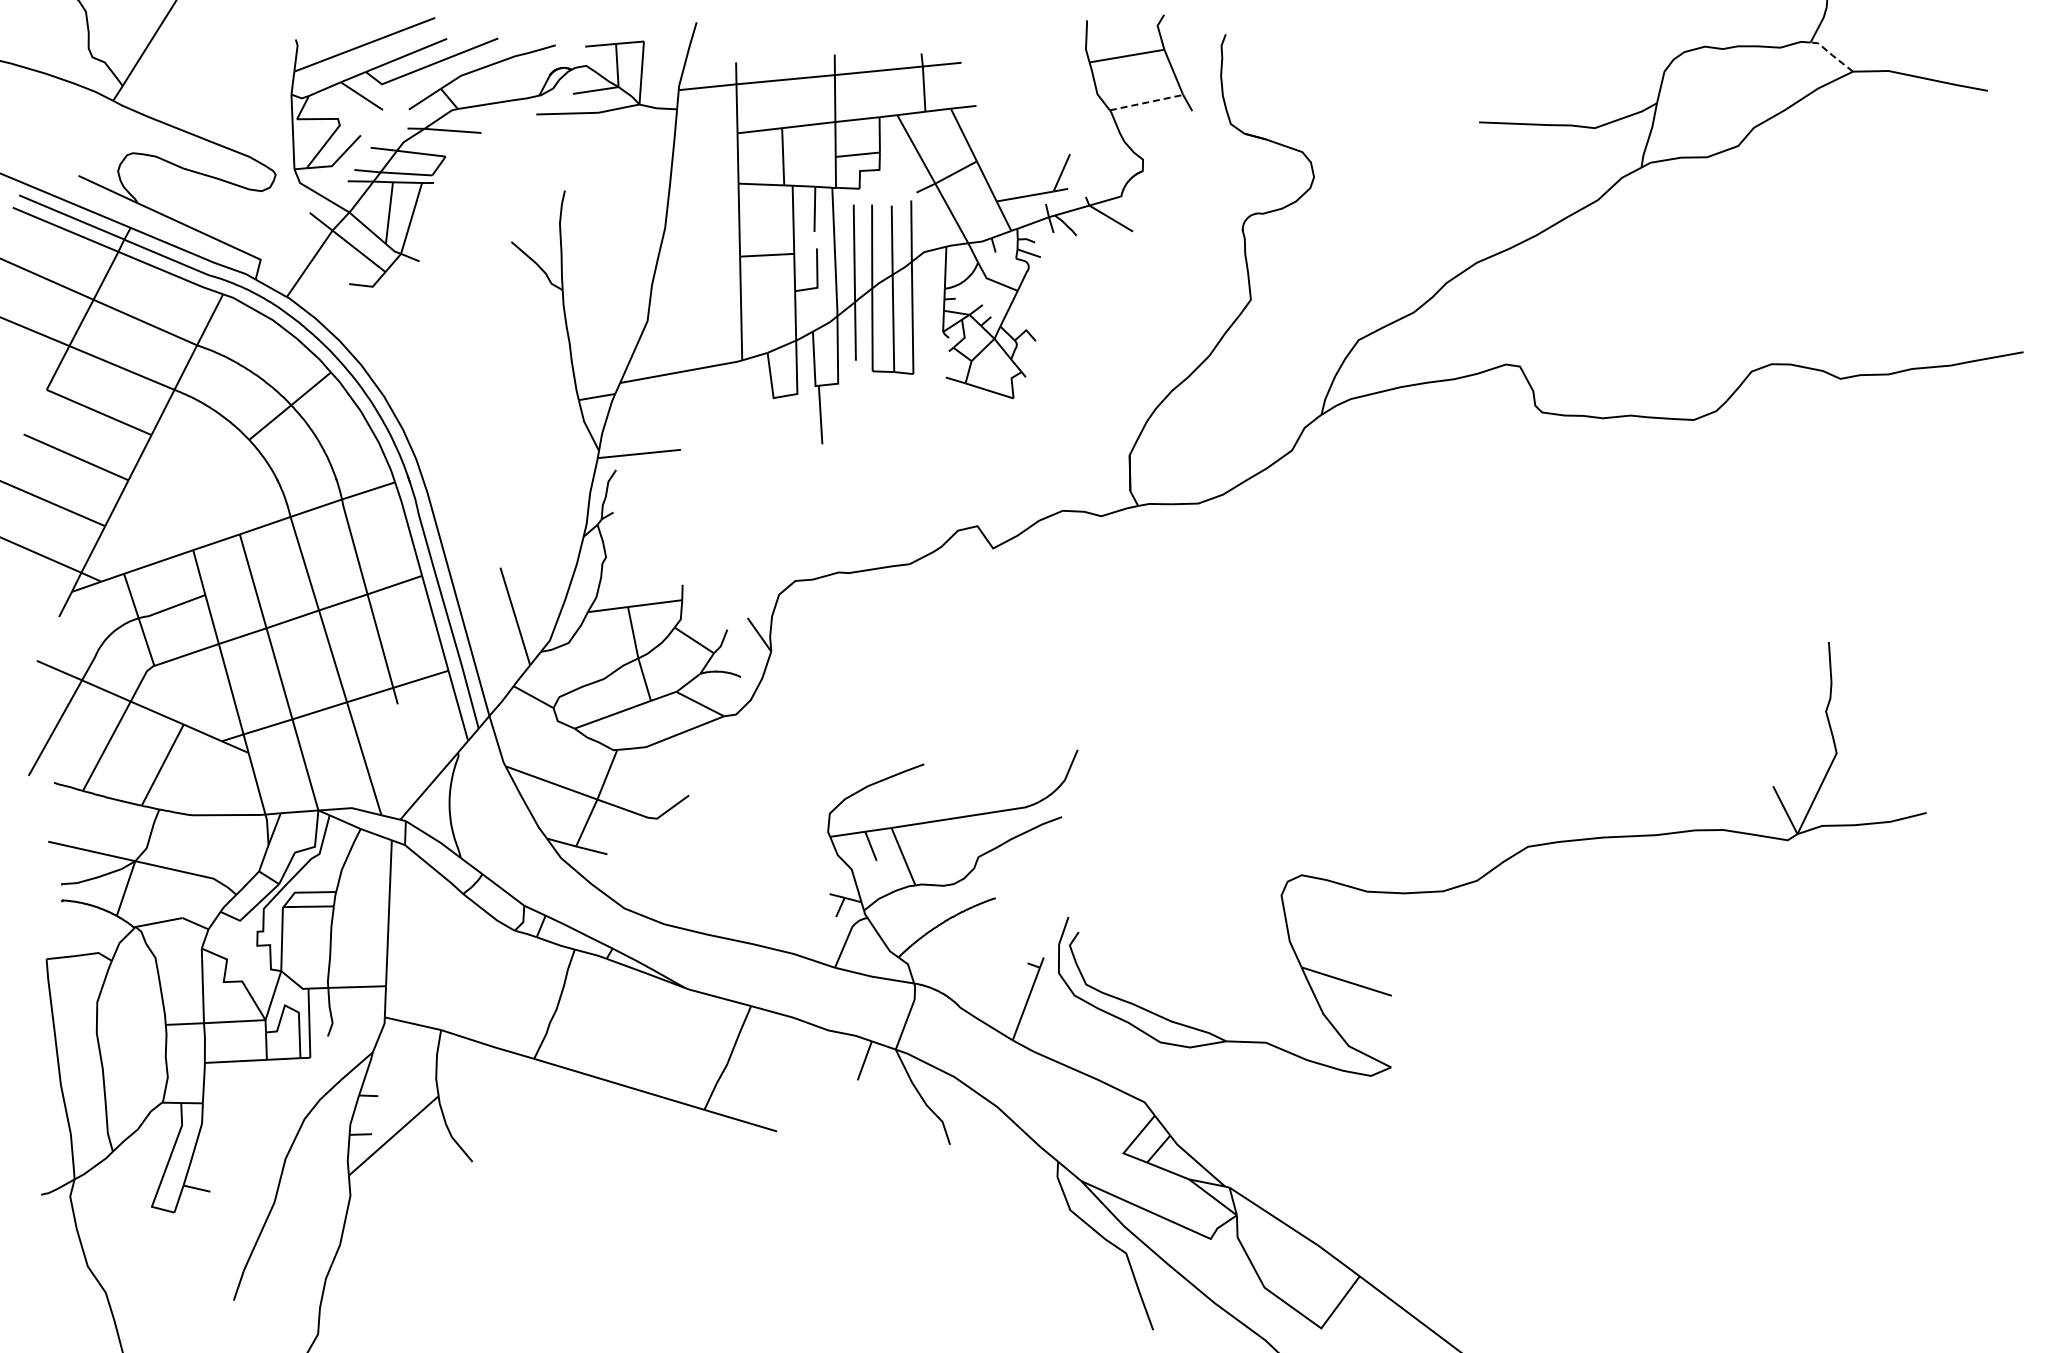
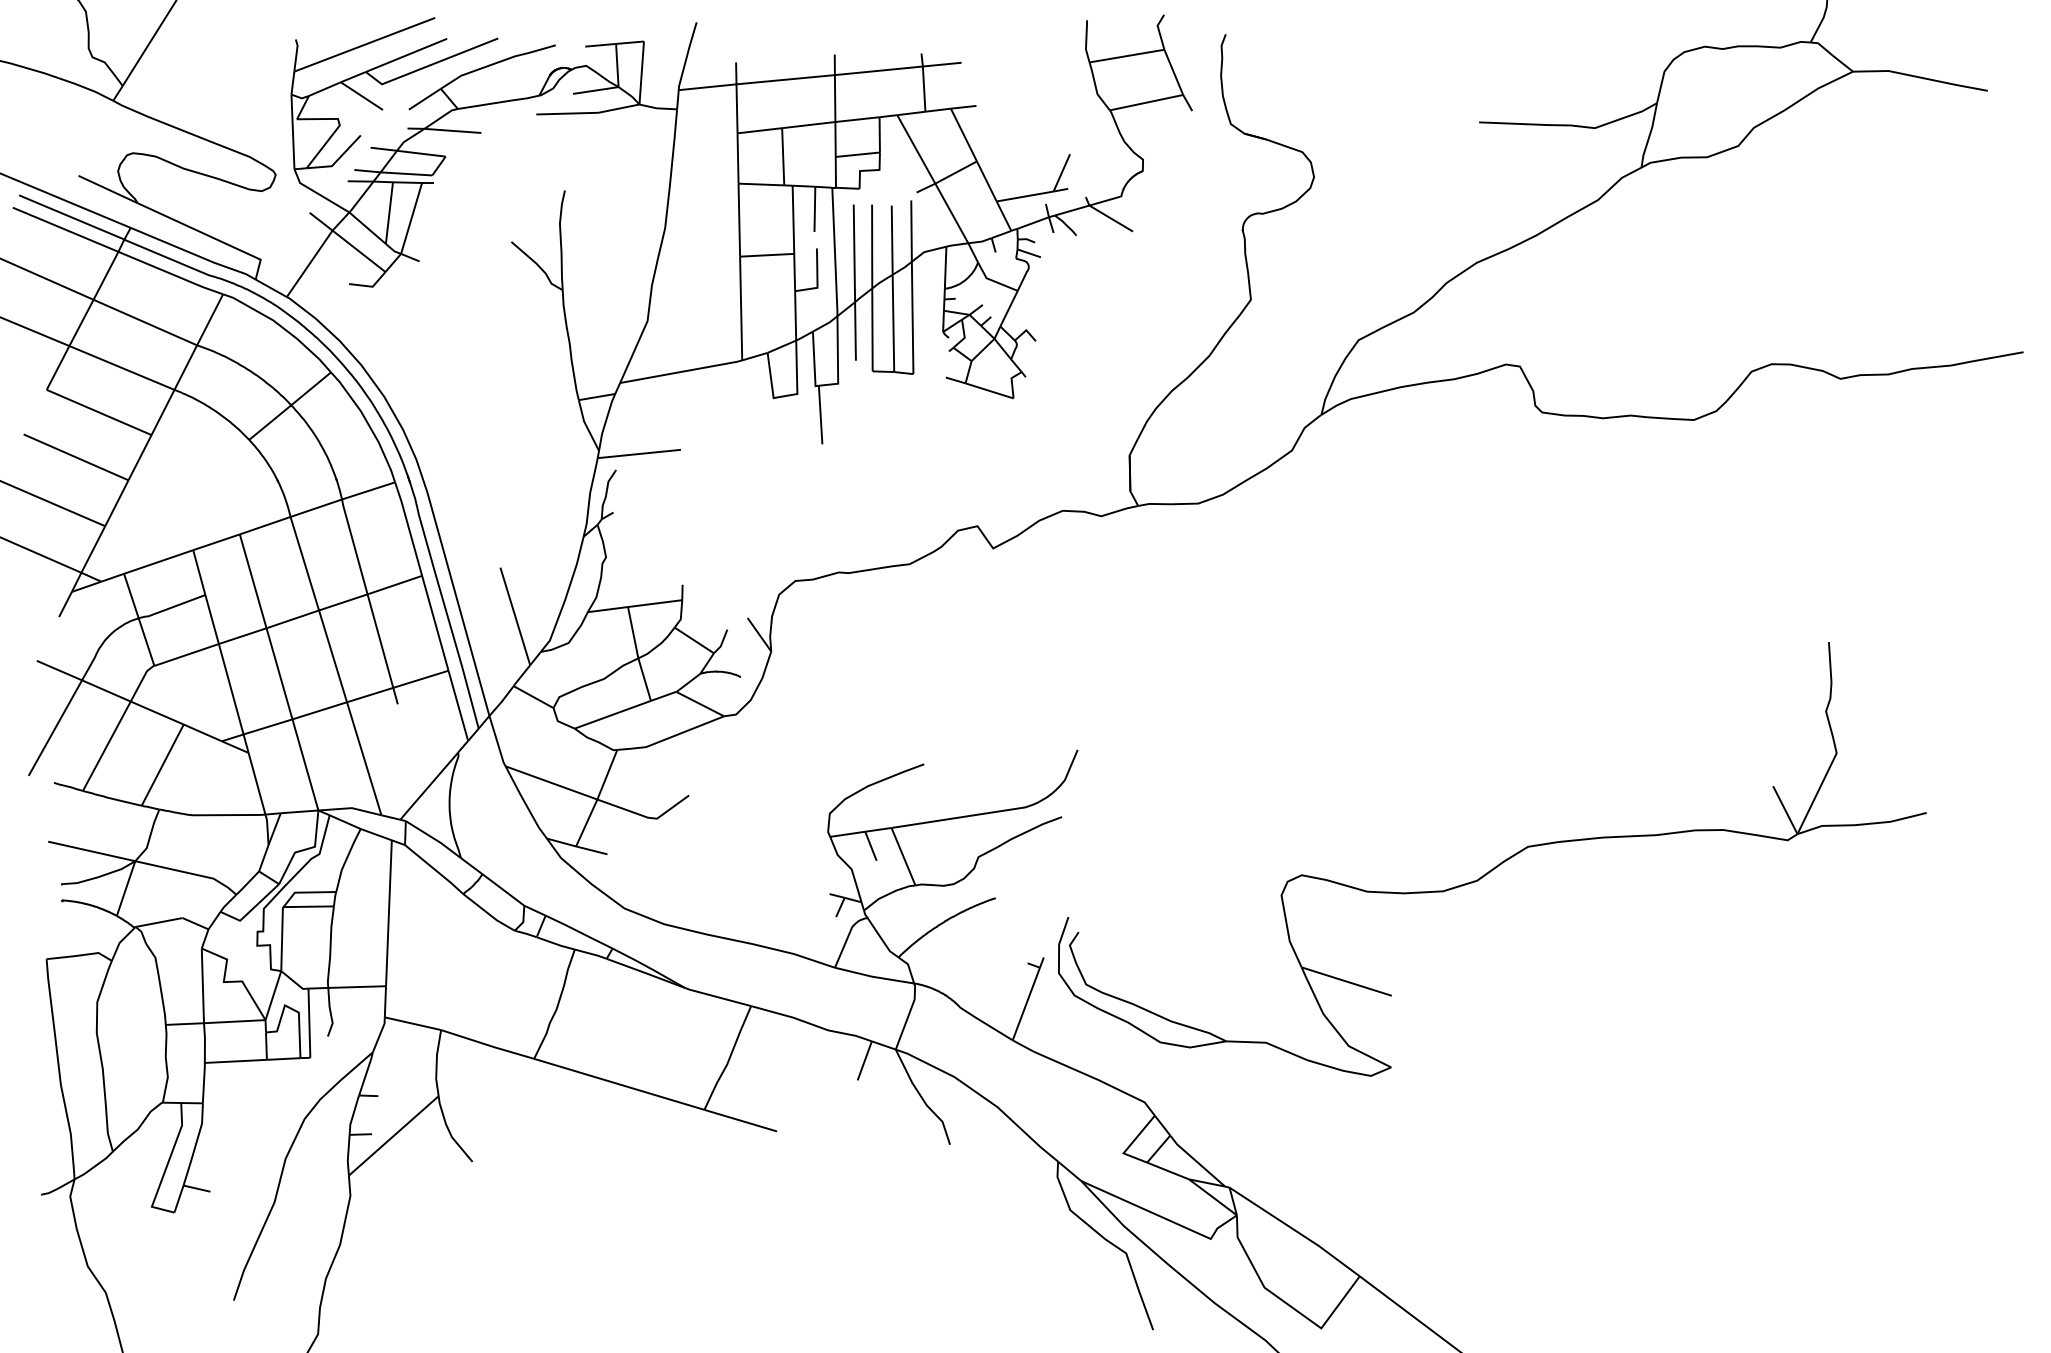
line: dashed -> solid (1831, 54)
line: dashed -> solid (1147, 102)
